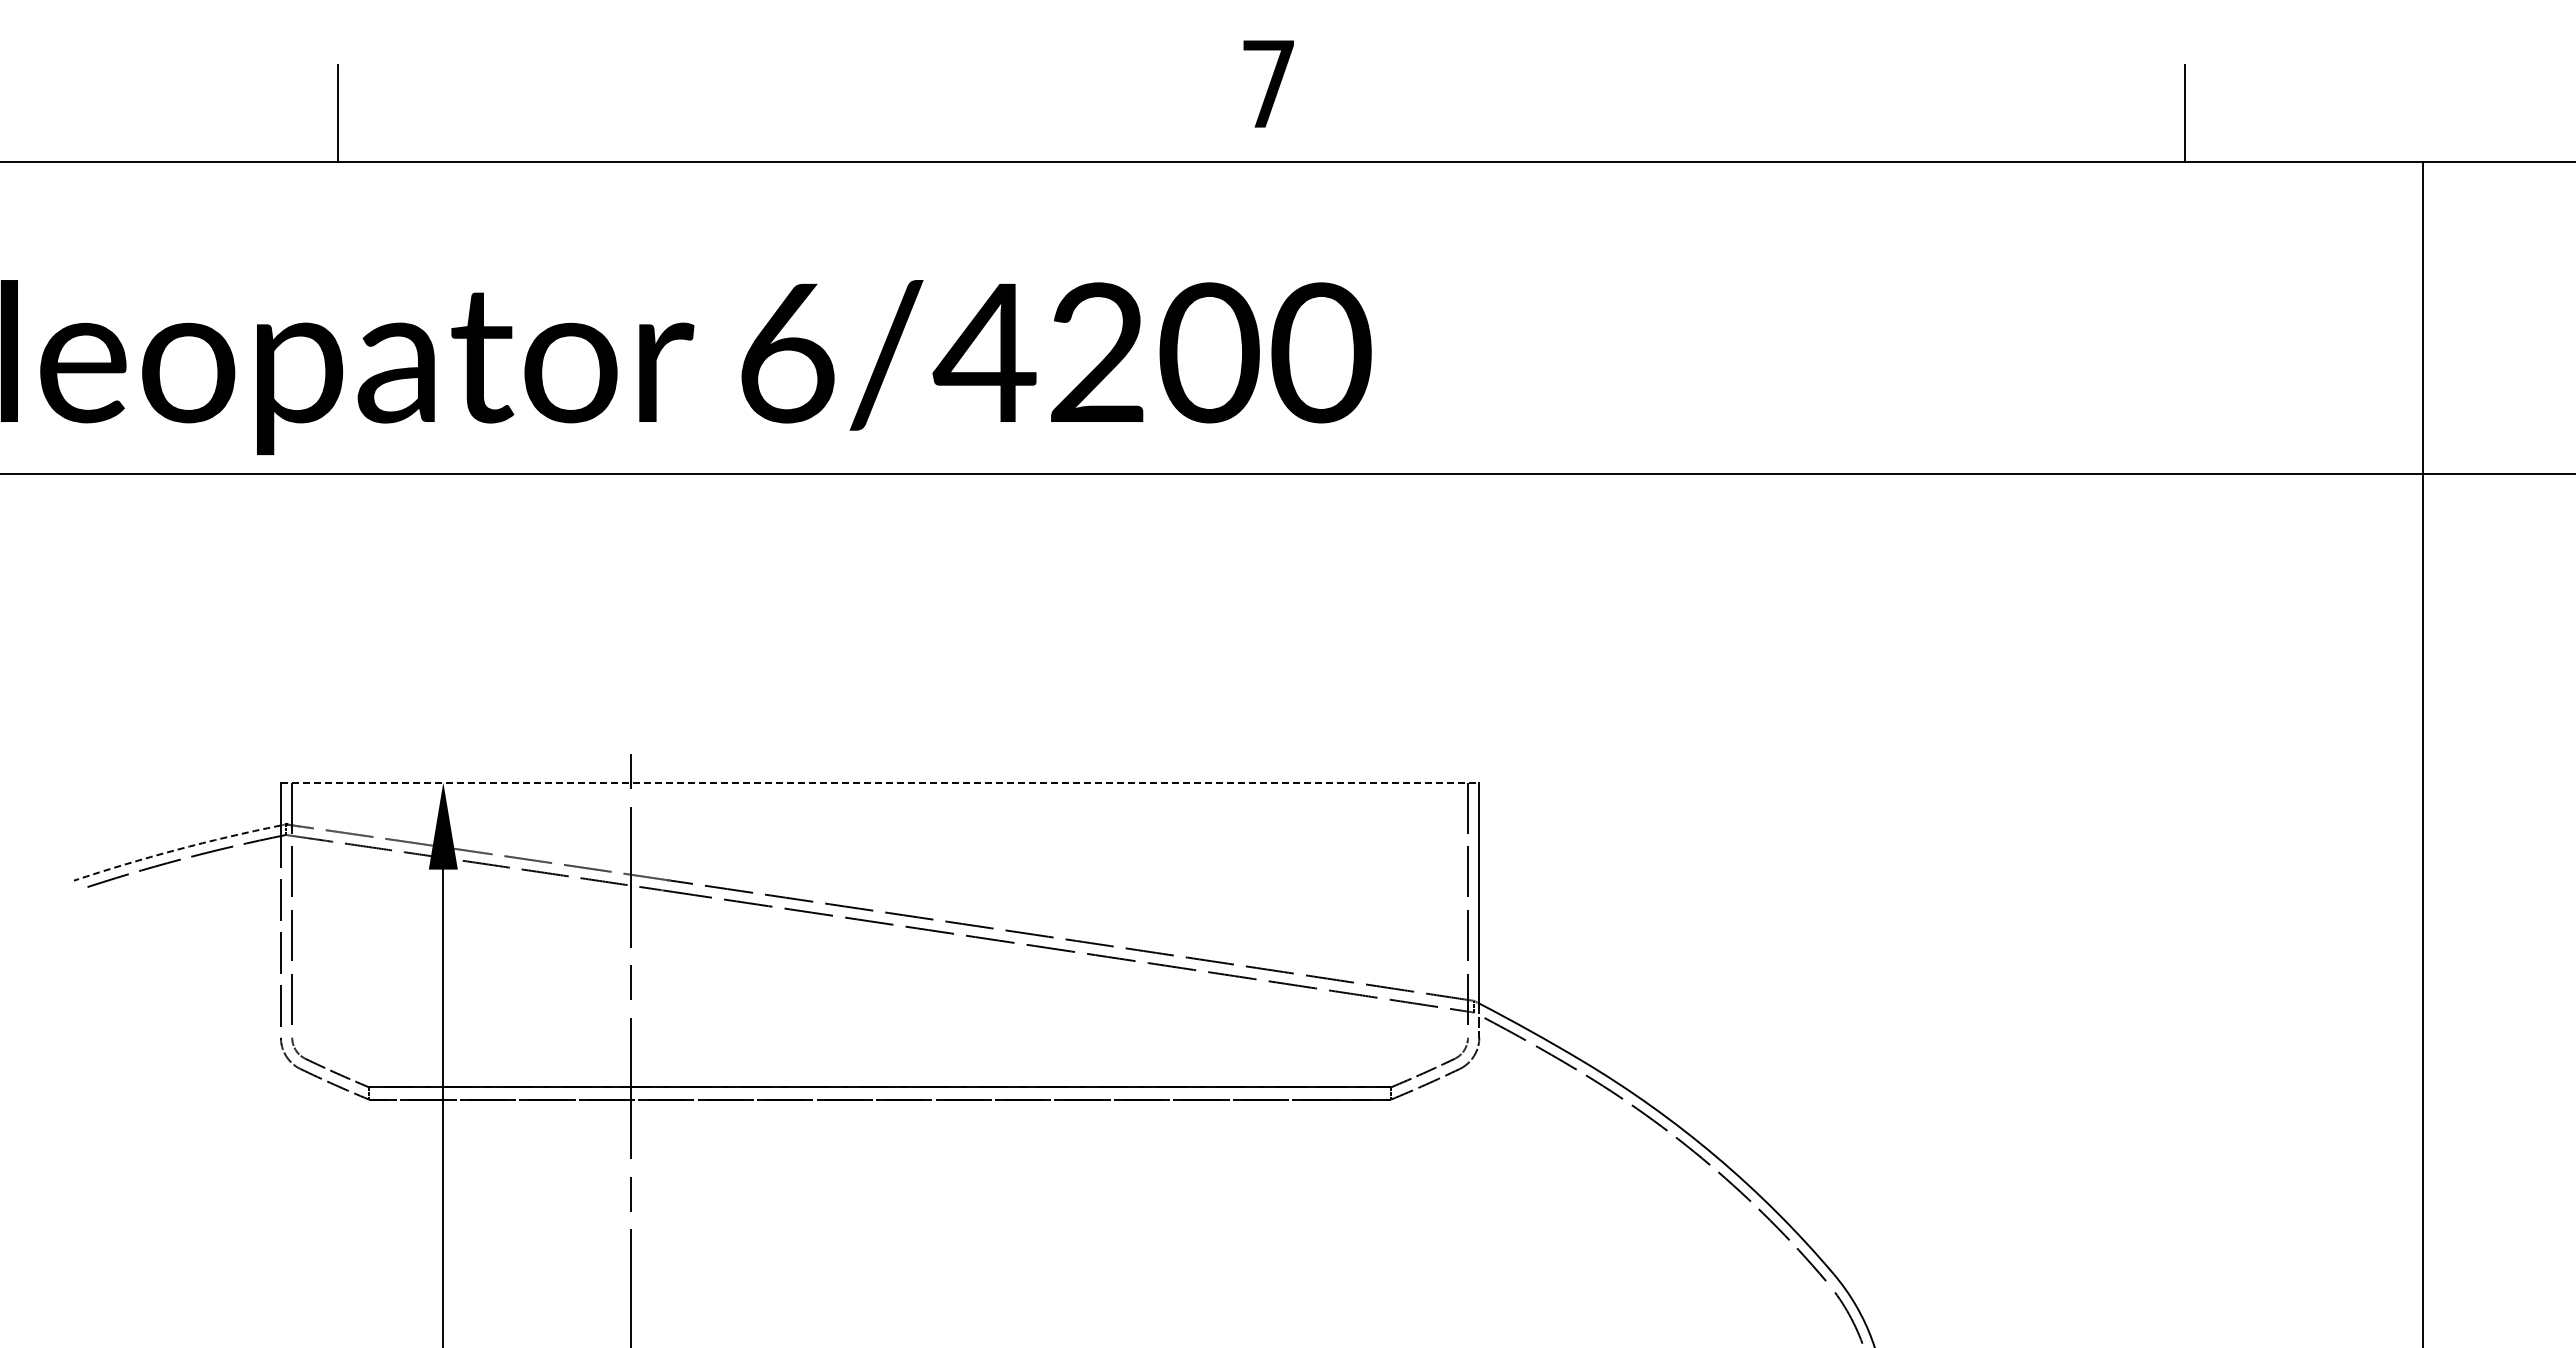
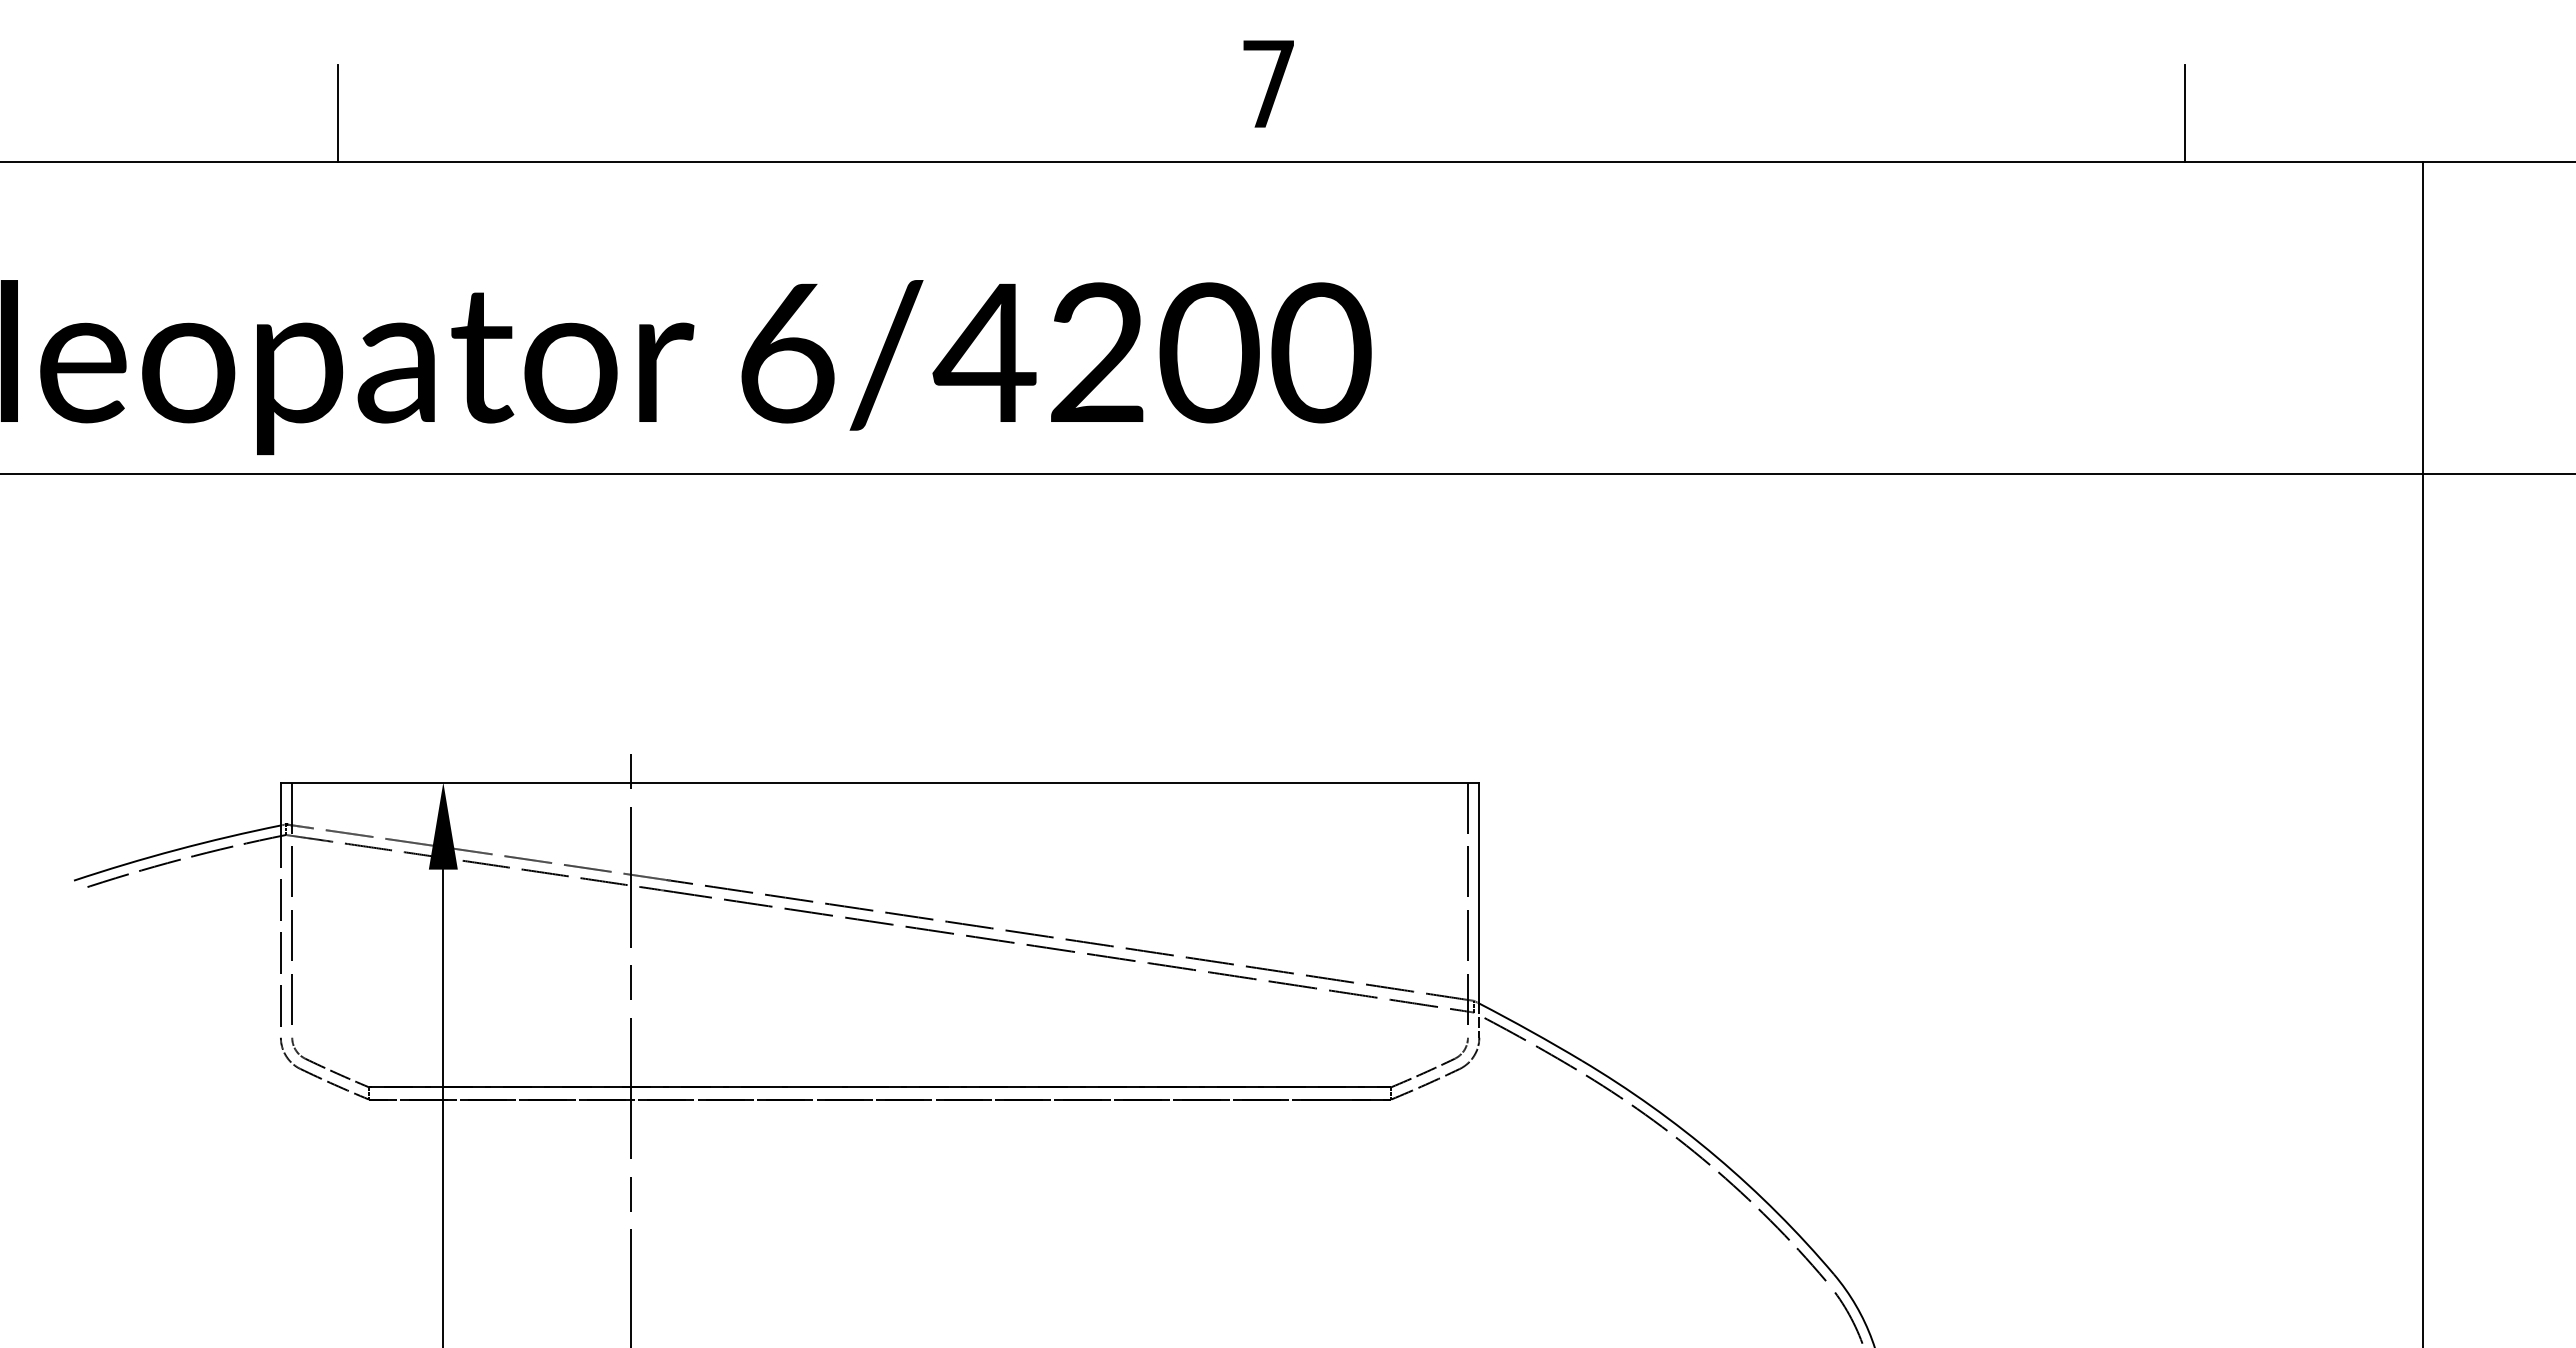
line: dashed -> solid (880, 782)
arc: dashed -> solid (176, 849)
